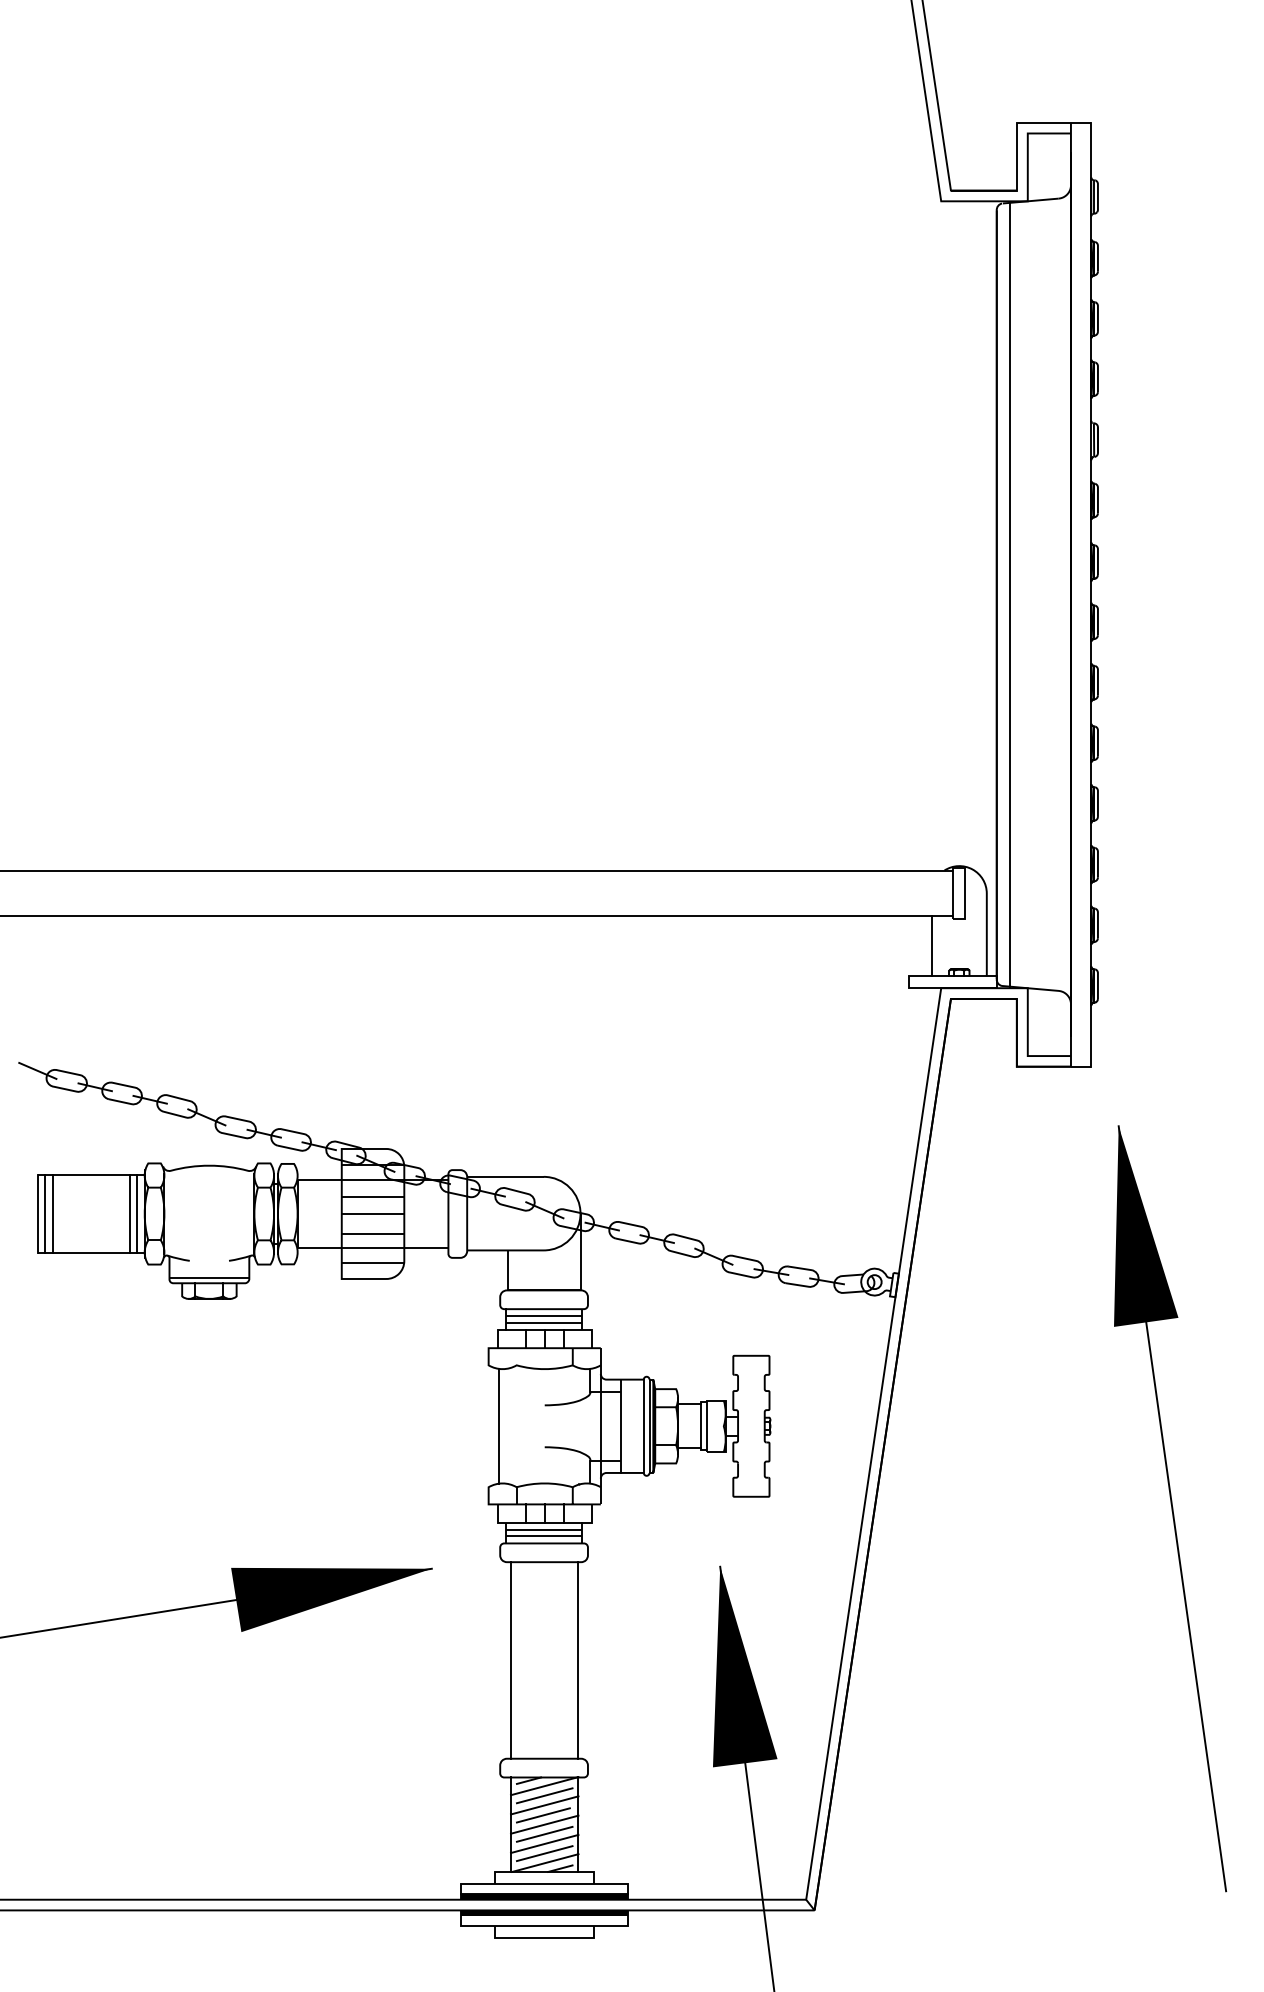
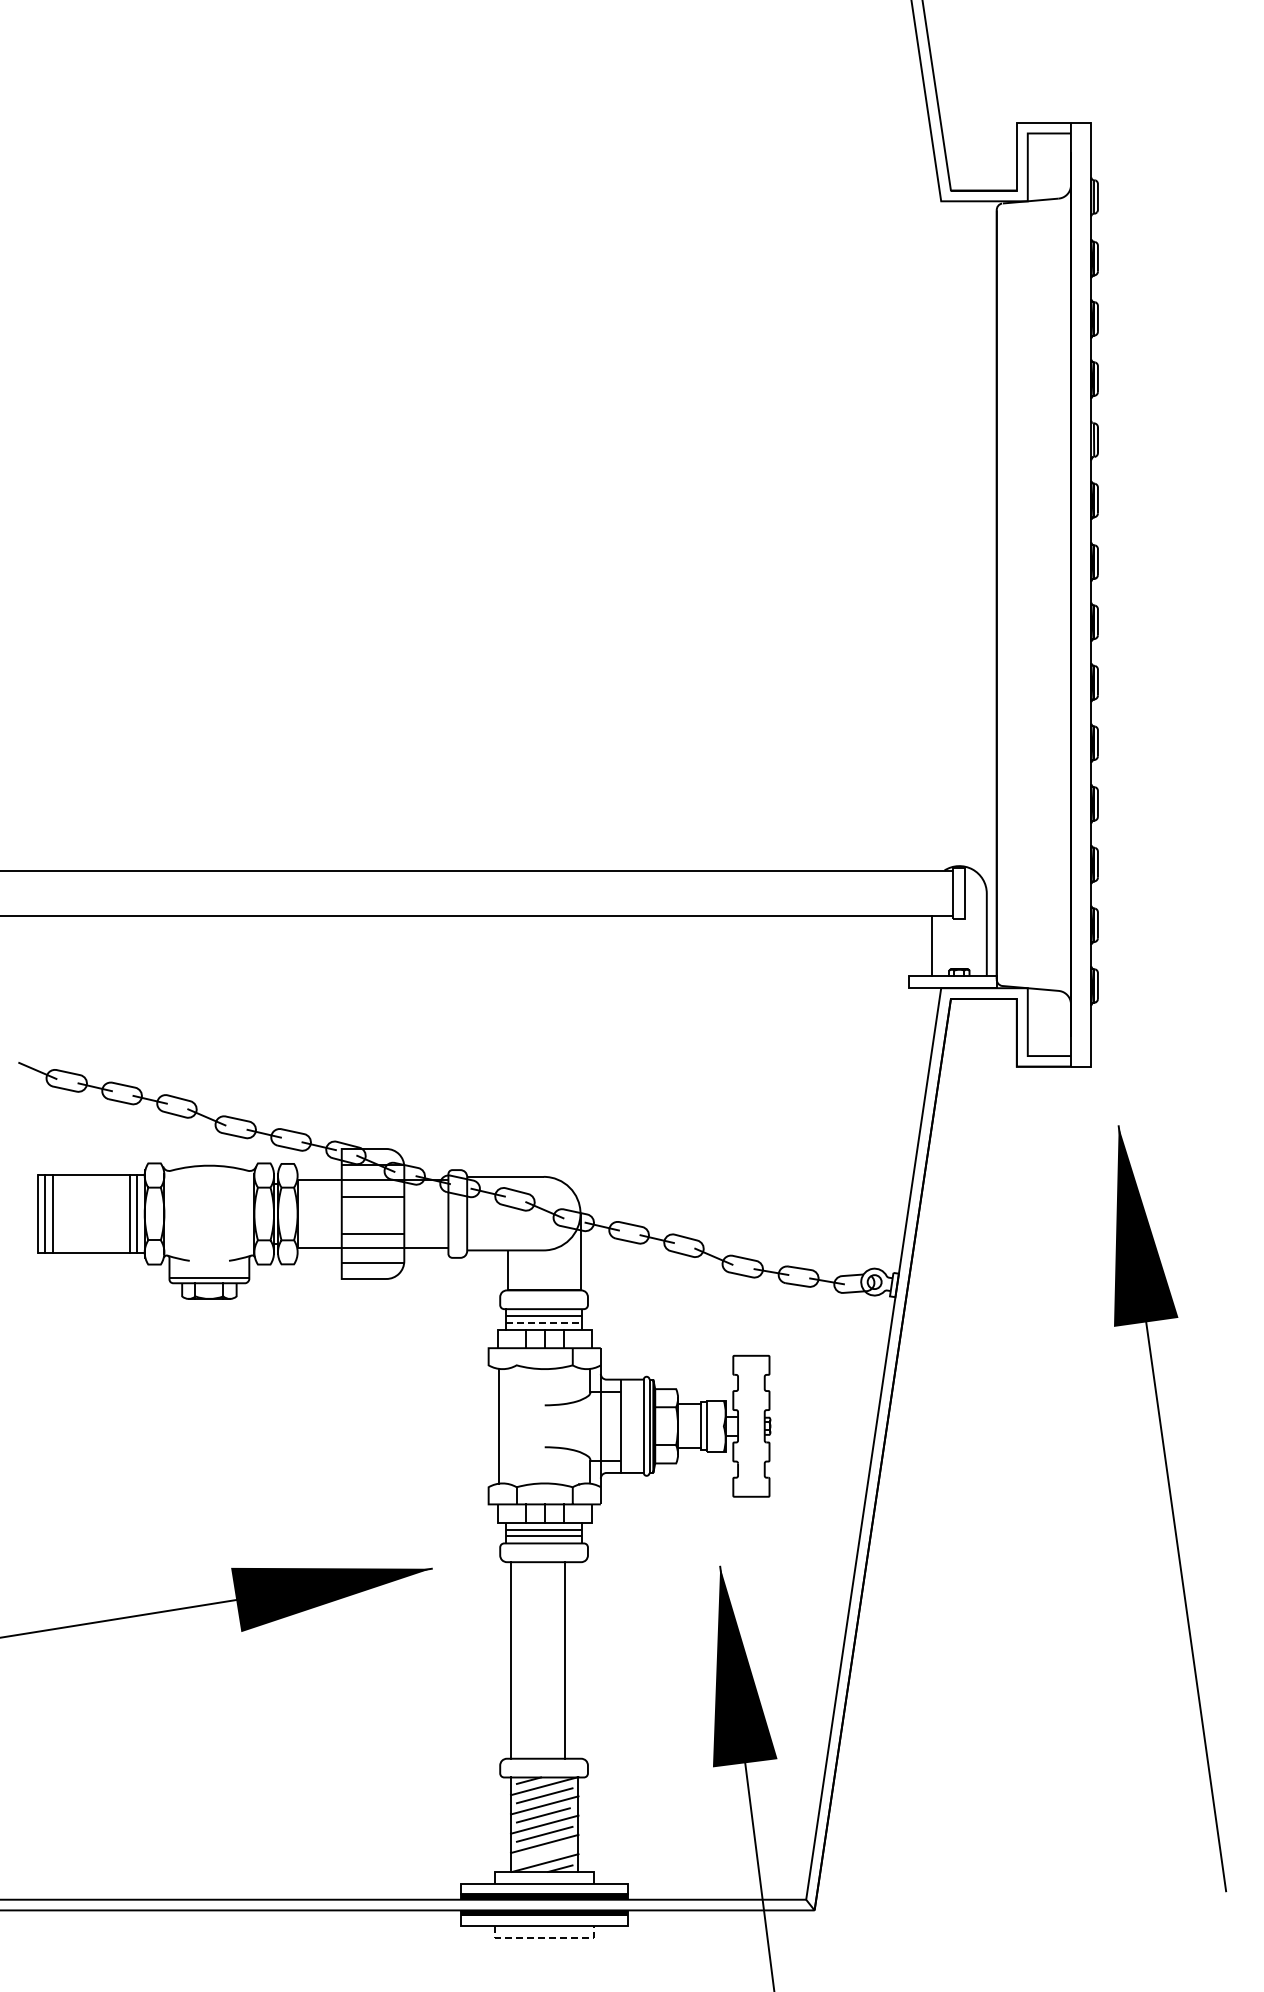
line: present -> none (1010, 594)
line: present -> none (372, 1213)
line: solid -> dashed (544, 1323)
line position: (578, 1660) -> (565, 1660) (565, 1660)
line: present -> none (544, 1853)
line: solid -> dashed (544, 1938)
